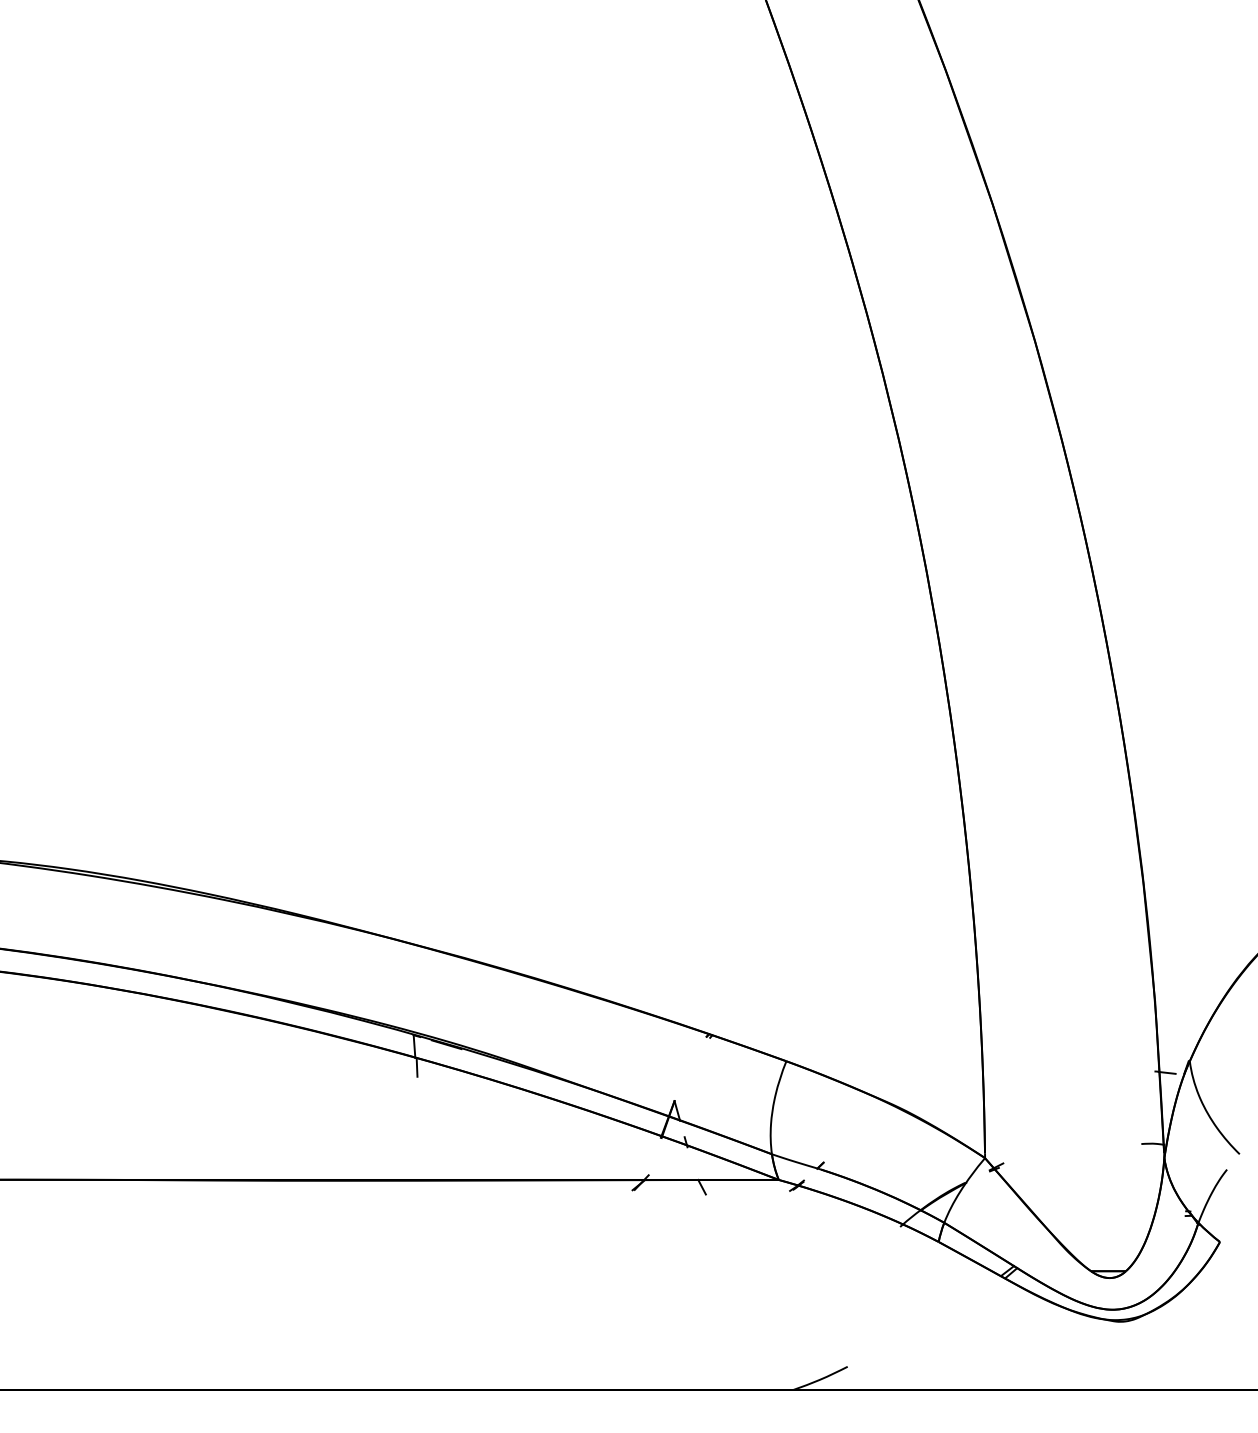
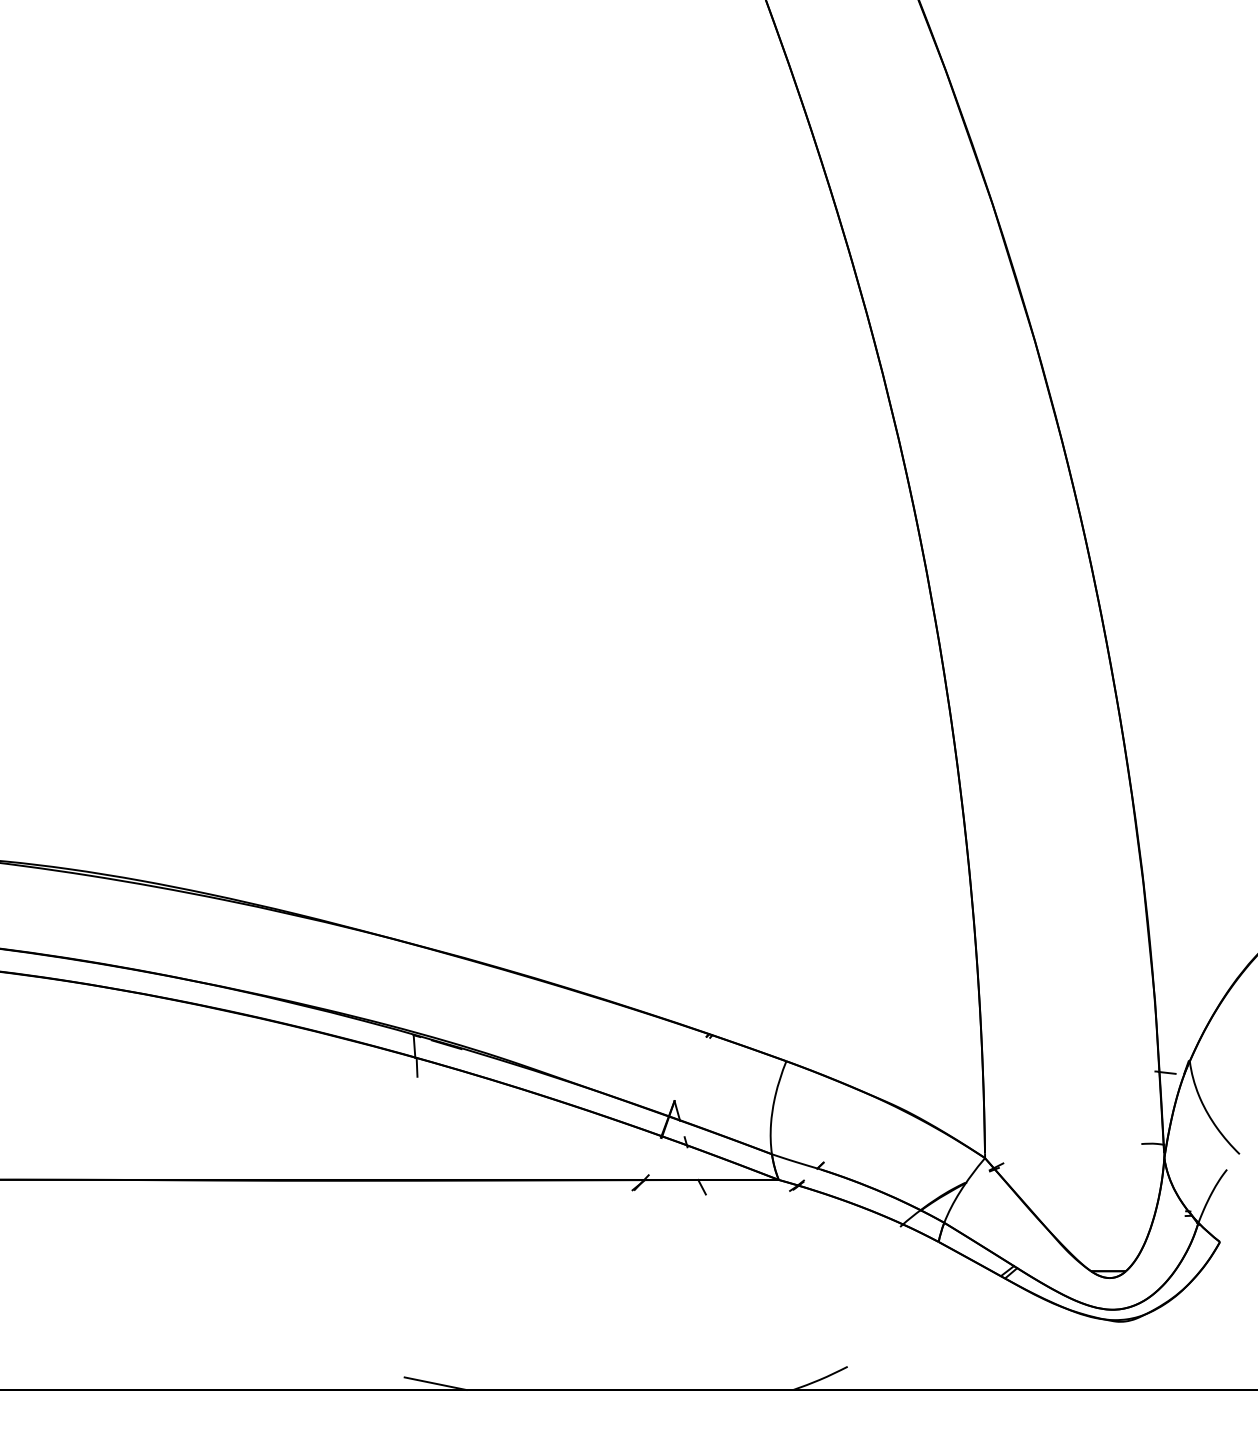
line: none -> present (435, 1383)
